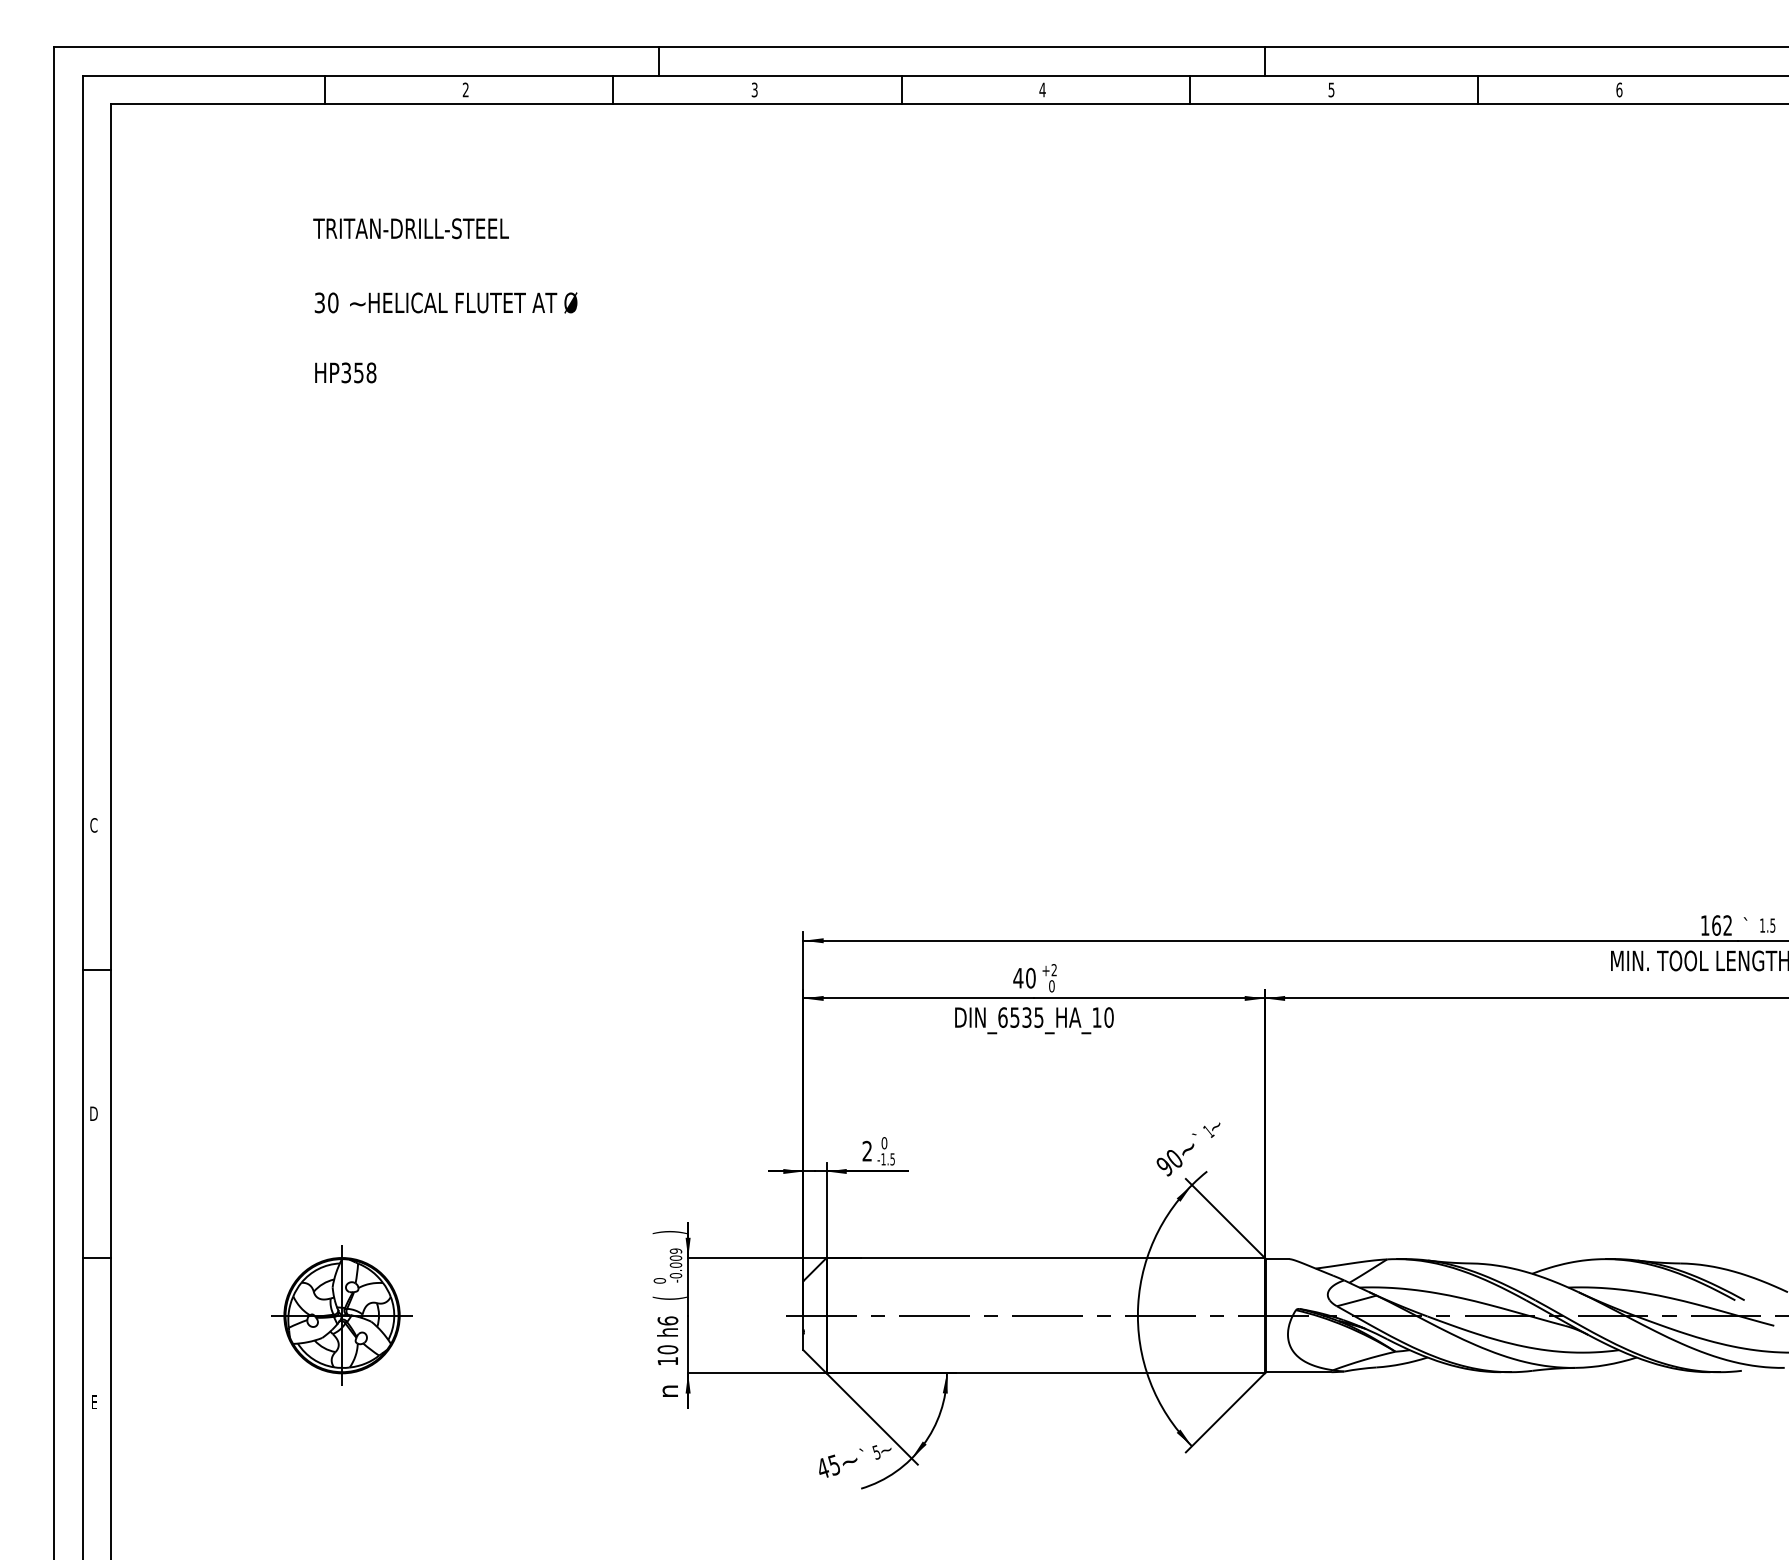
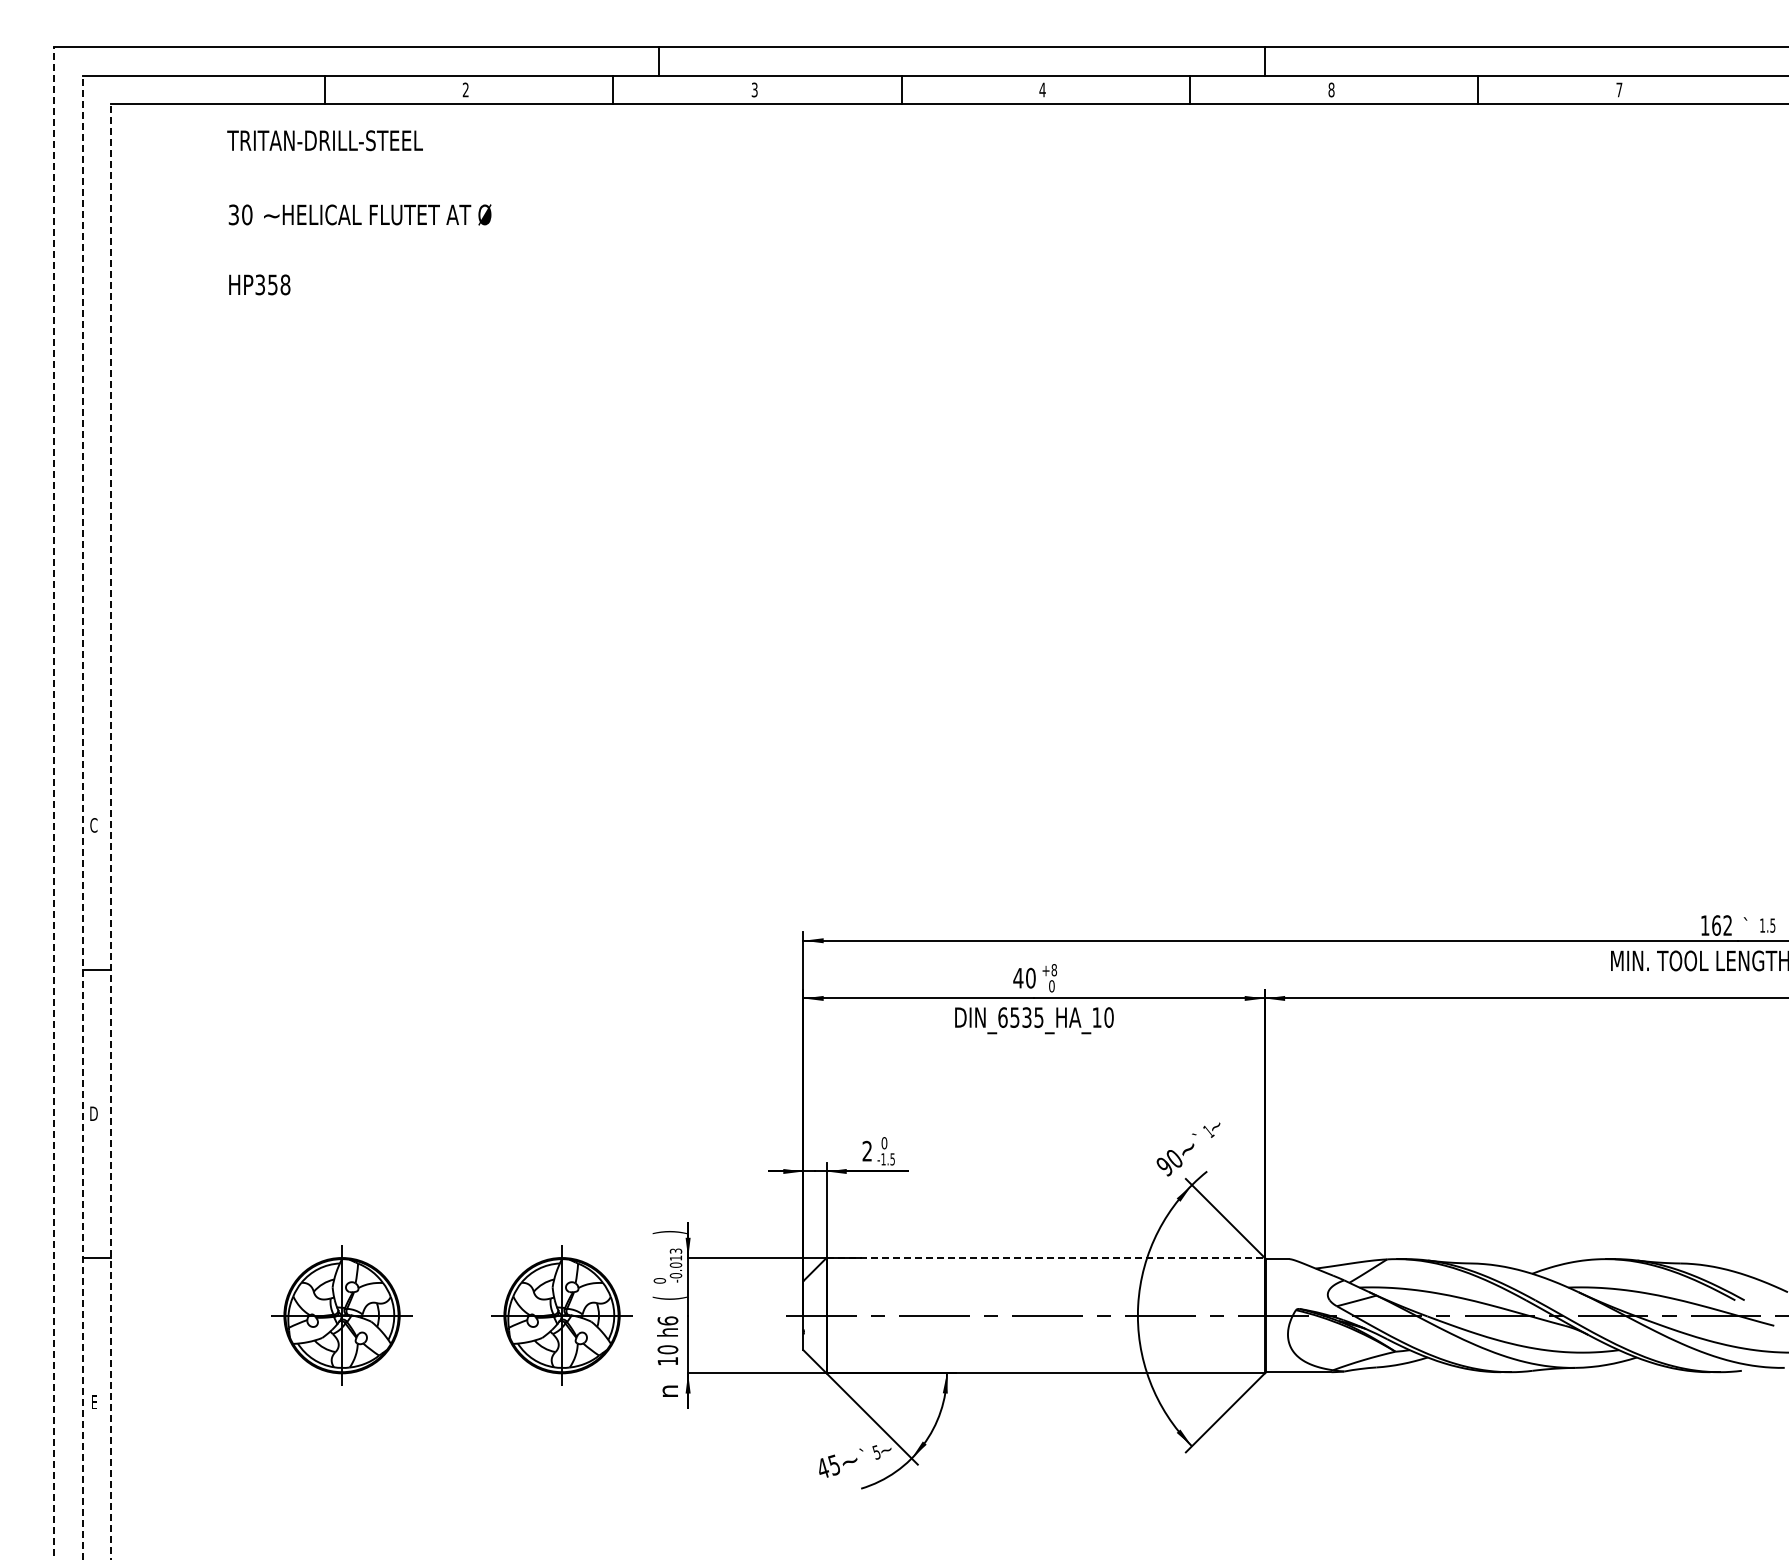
text: 5 -> 8 (1331, 89)
text: 6 -> 7 (1619, 89)
text position: (445, 300) -> (359, 212) (359, 212)
line: solid -> dashed (53, 802)
line: solid -> dashed (82, 817)
line: solid -> dashed (111, 832)
text: +2 -> +8 (1054, 970)
text: -0.009 -> -0.013 (675, 1254)
line: solid -> dashed (1046, 1257)
part: none -> present (561, 1315)
